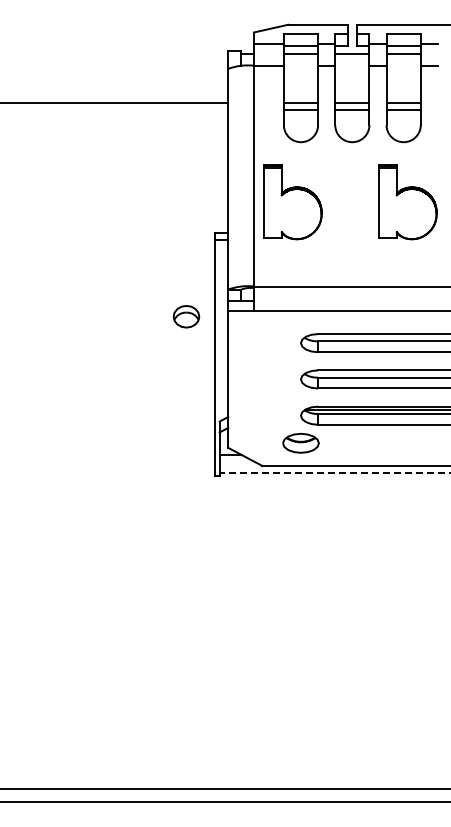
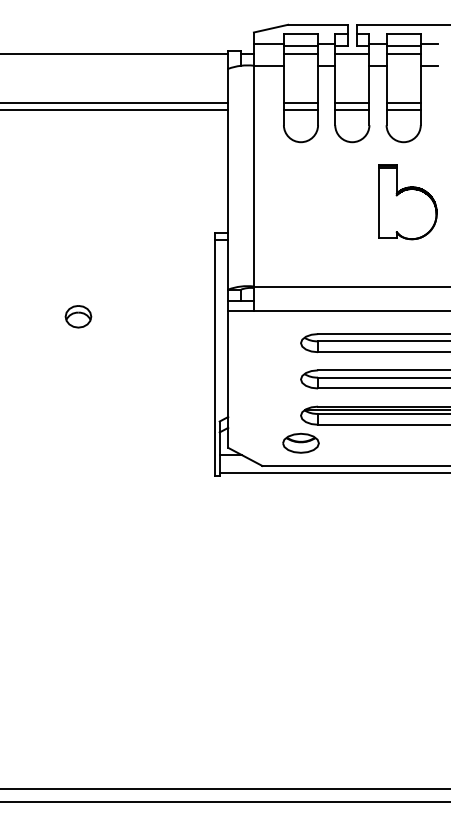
line: none -> present (115, 54)
line: none -> present (115, 109)
part: present -> none (292, 202)
part position: (186, 316) -> (78, 316) (78, 316)
line: dashed -> solid (334, 472)
